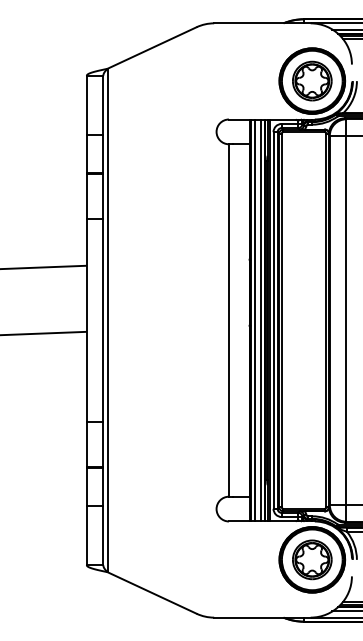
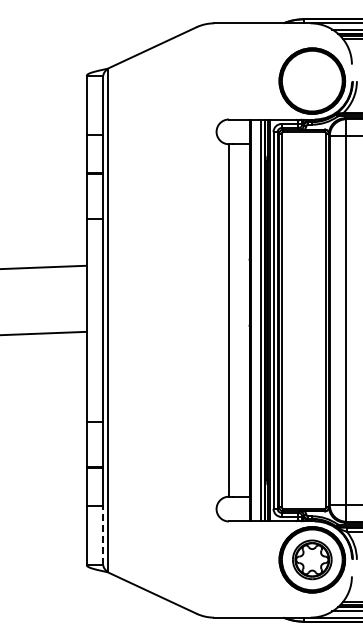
part: present -> none (312, 80)
line: present -> none (254, 320)
line: solid -> dashed (103, 535)
